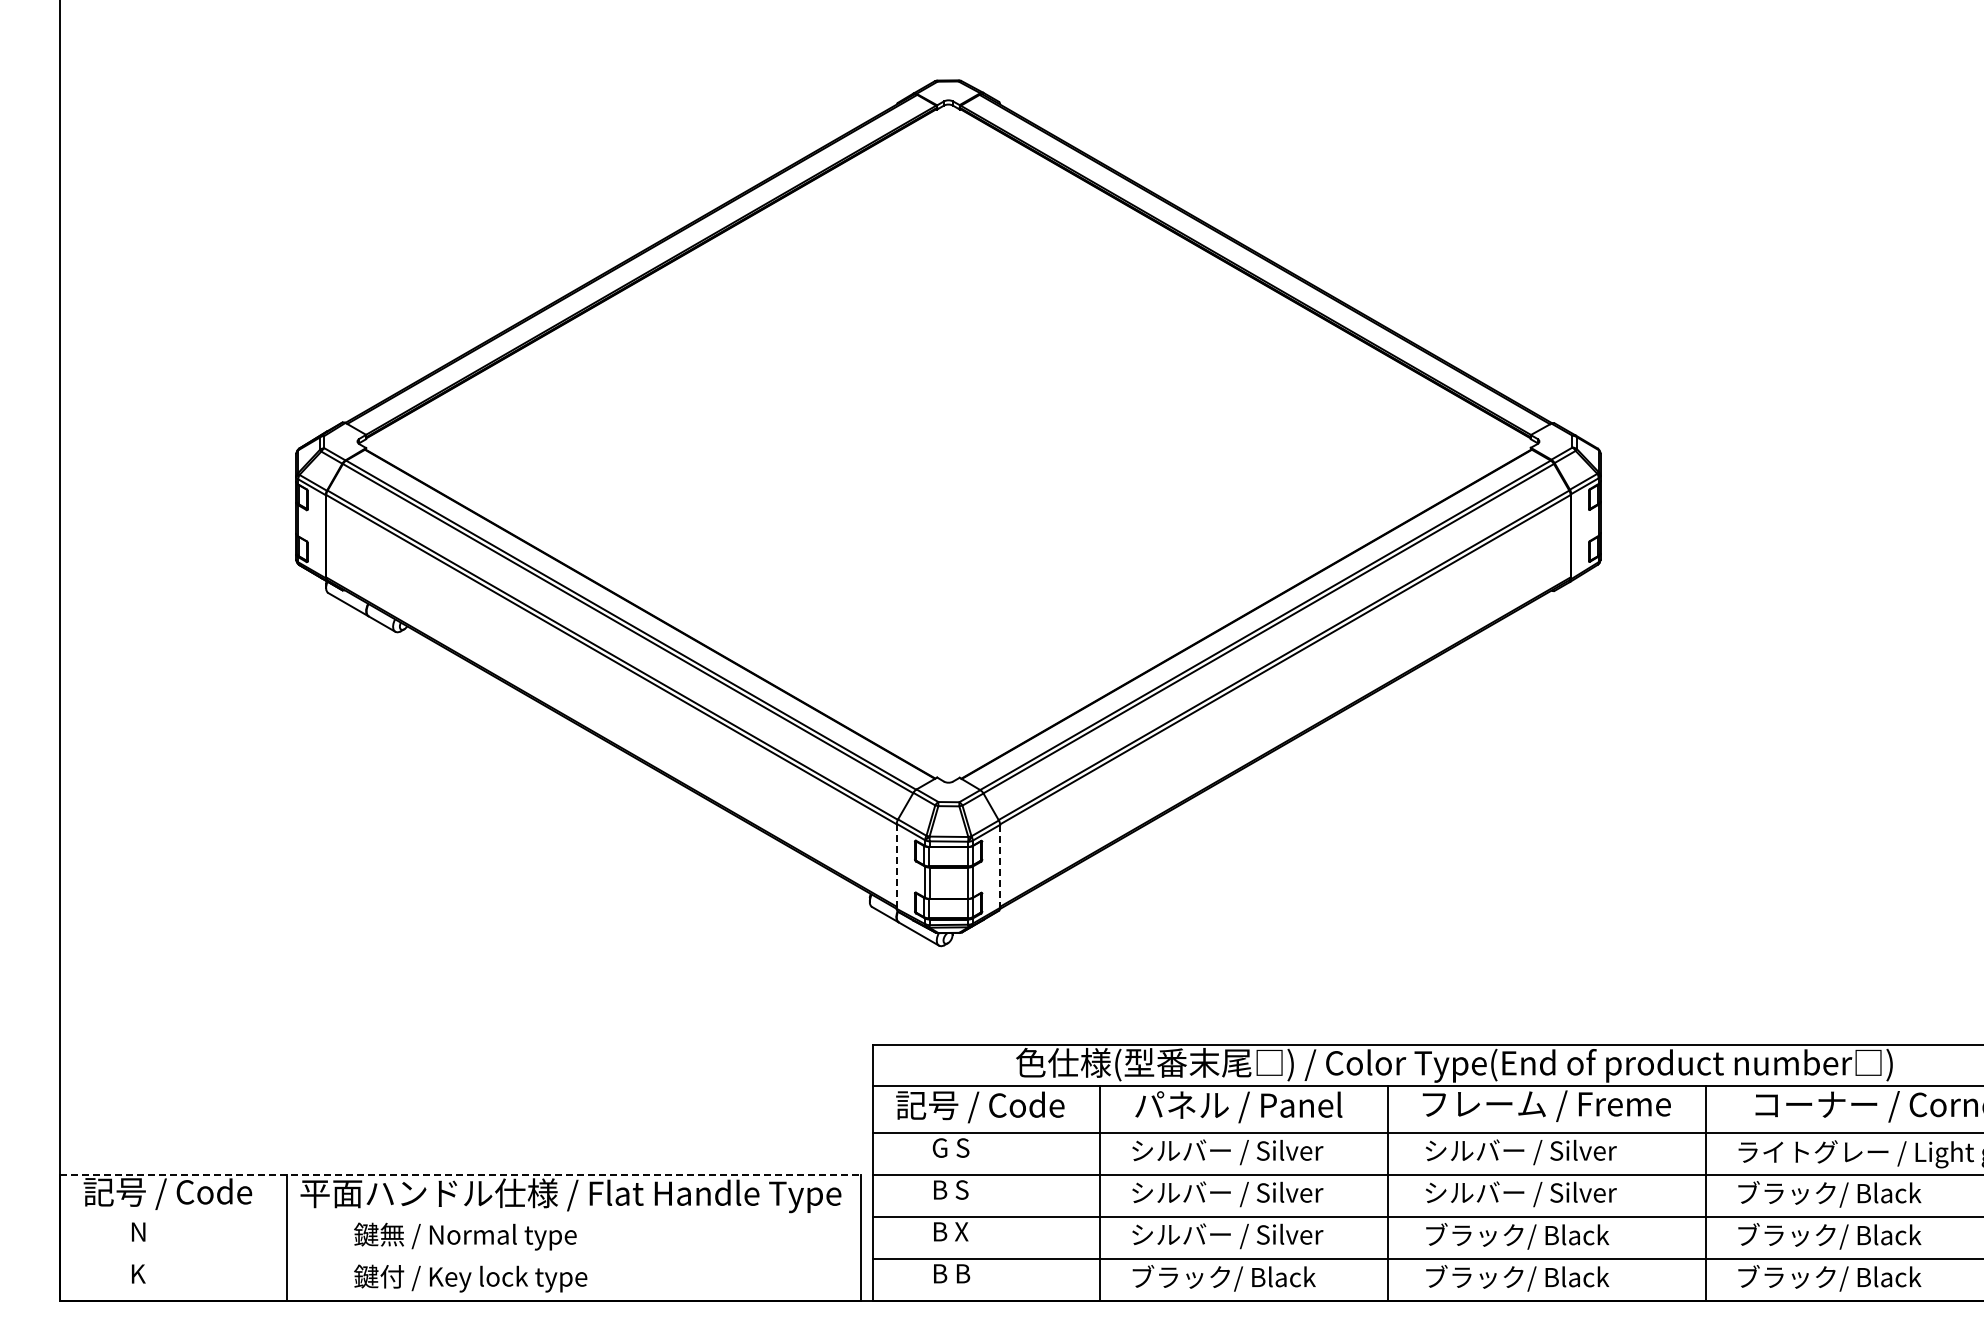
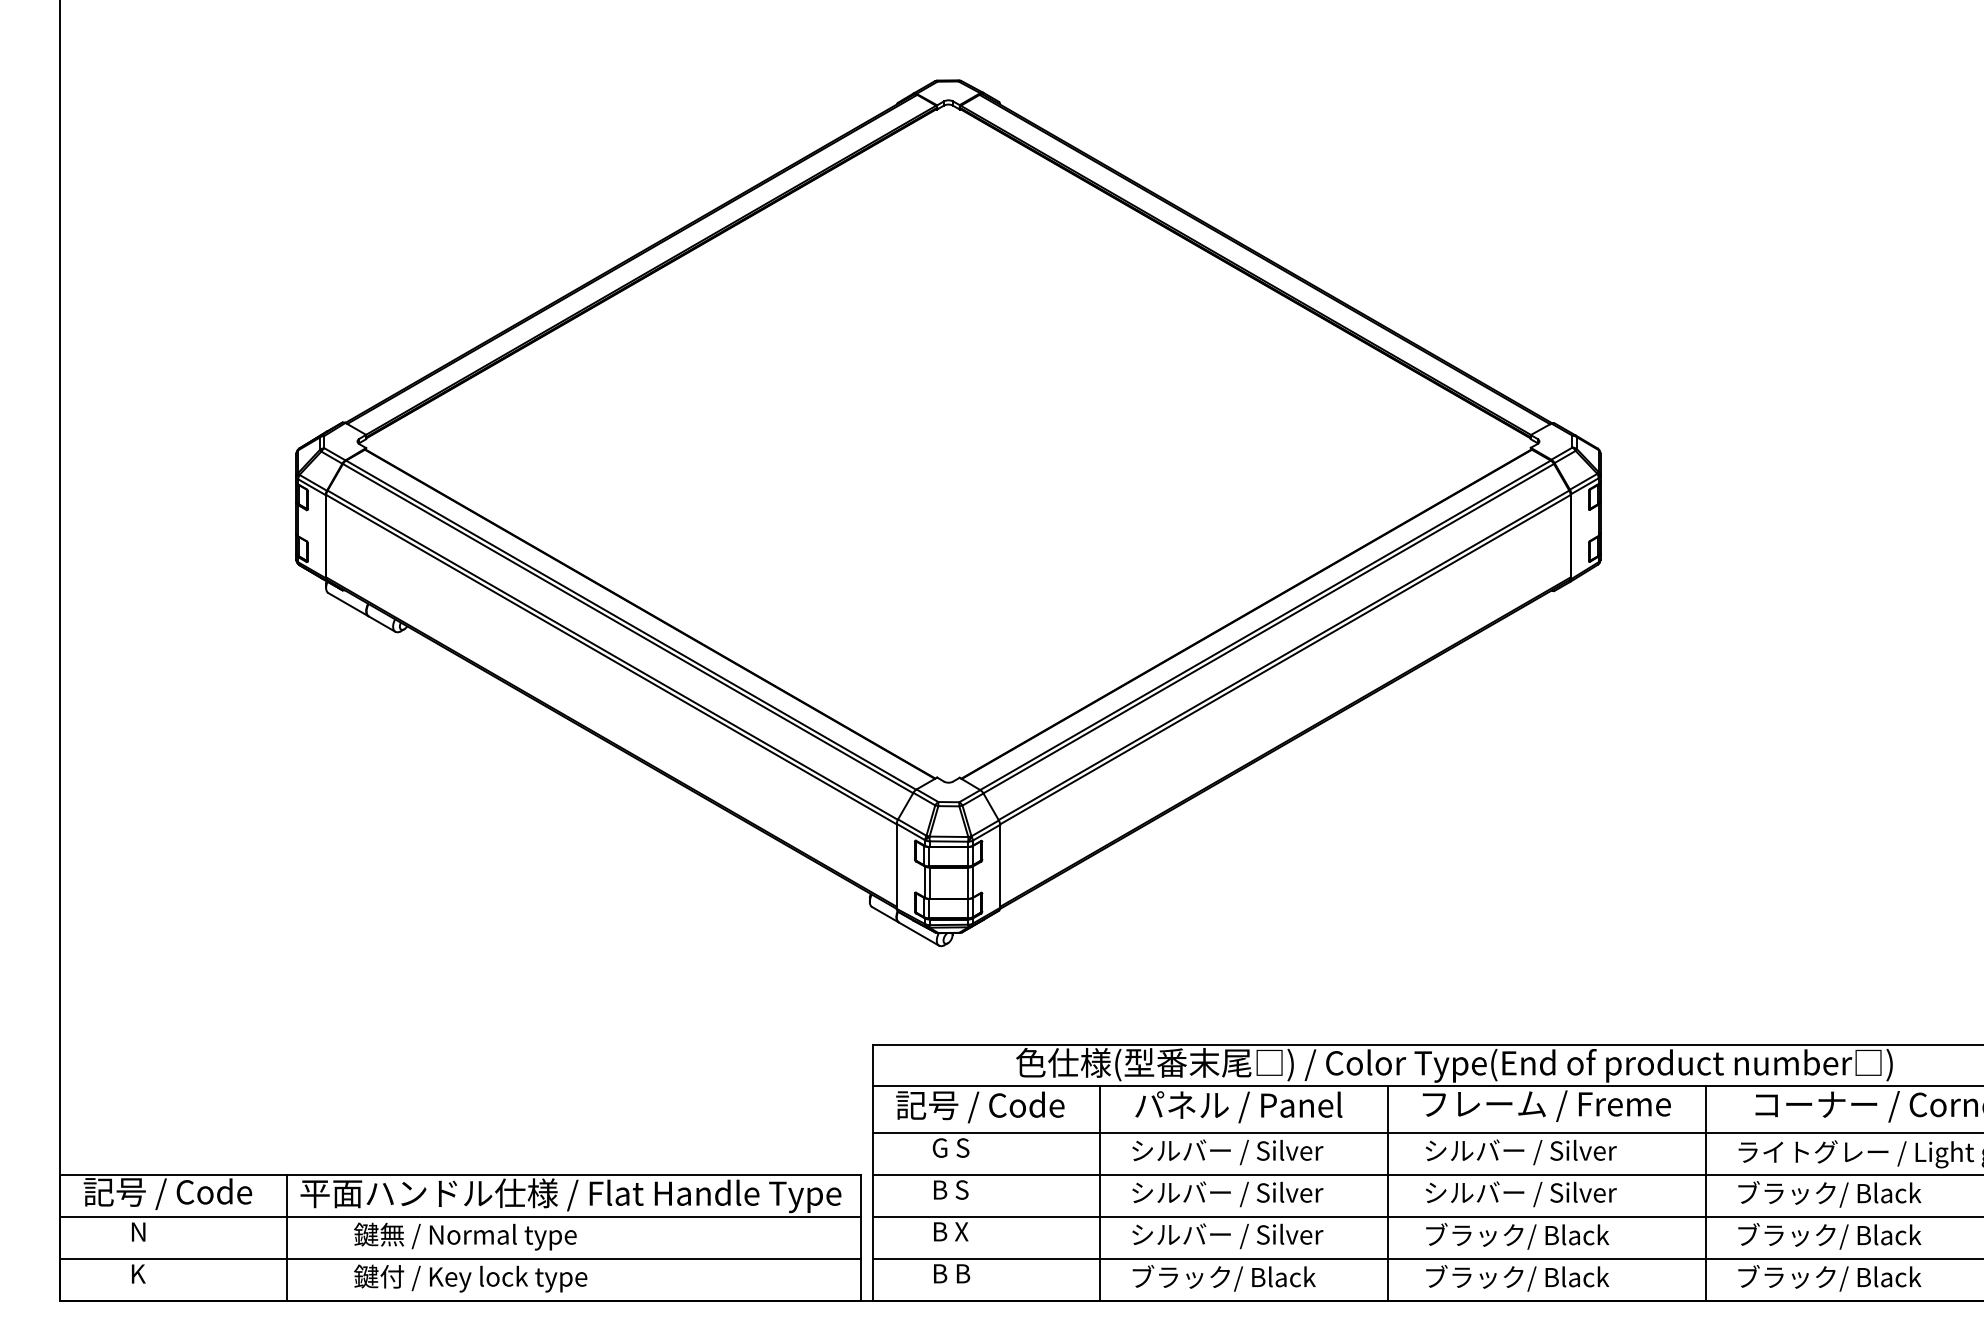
line: dashed -> solid (896, 866)
line: dashed -> solid (1000, 866)
line: dashed -> solid (460, 1174)
line: none -> present (459, 1216)
line: none -> present (459, 1258)
